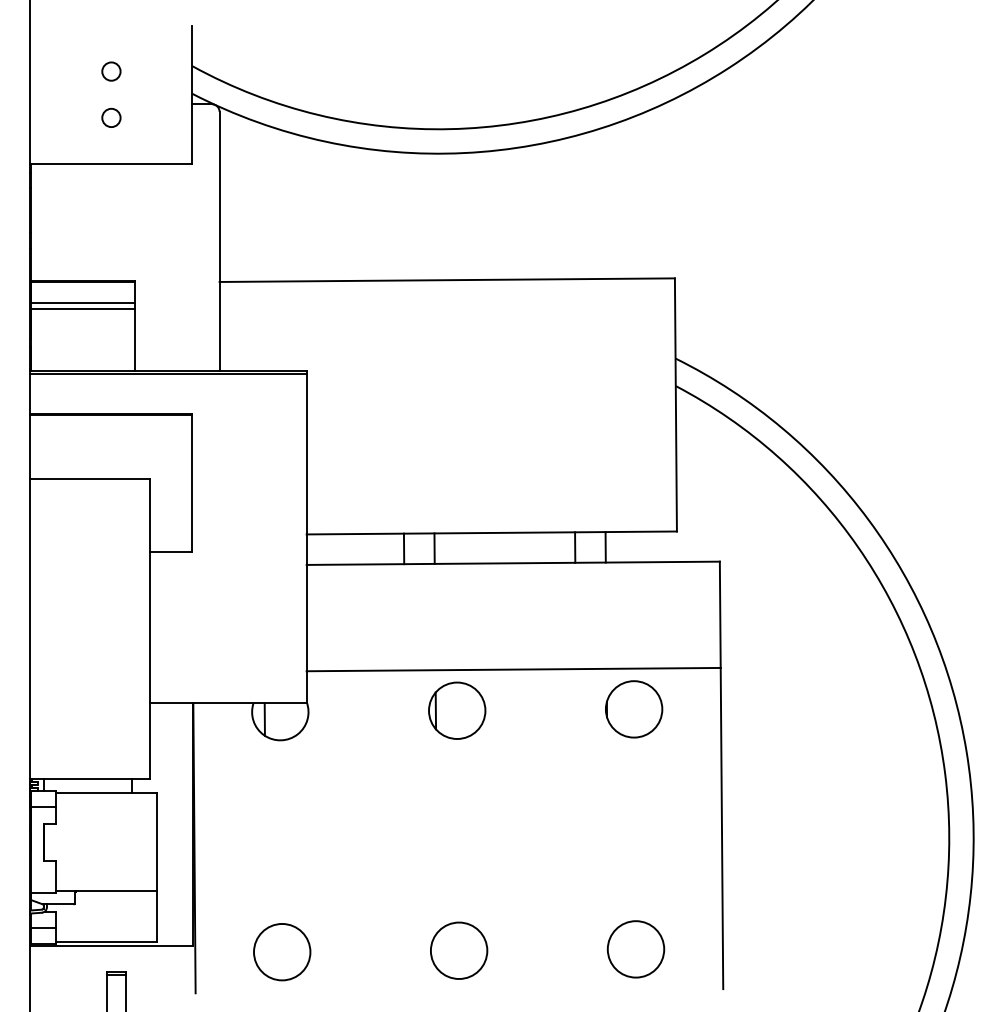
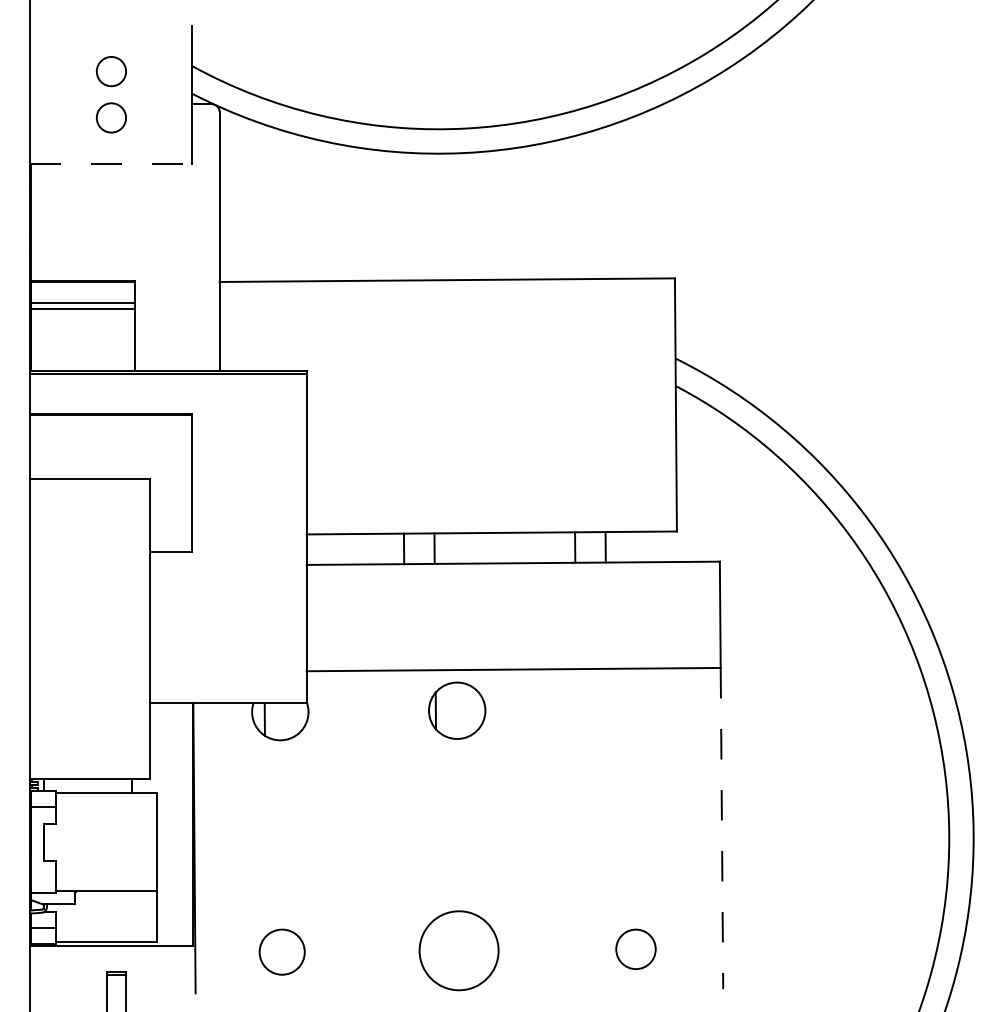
circle diameter: 18 px -> 29 px (111, 71)
circle diameter: 18 px -> 29 px (111, 117)
line: solid -> dashed (111, 163)
circle: present -> none (634, 709)
line: solid -> dashed (721, 828)
circle diameter: 56 px -> 39 px (635, 949)
circle diameter: 56 px -> 79 px (458, 950)
circle diameter: 56 px -> 45 px (281, 951)
